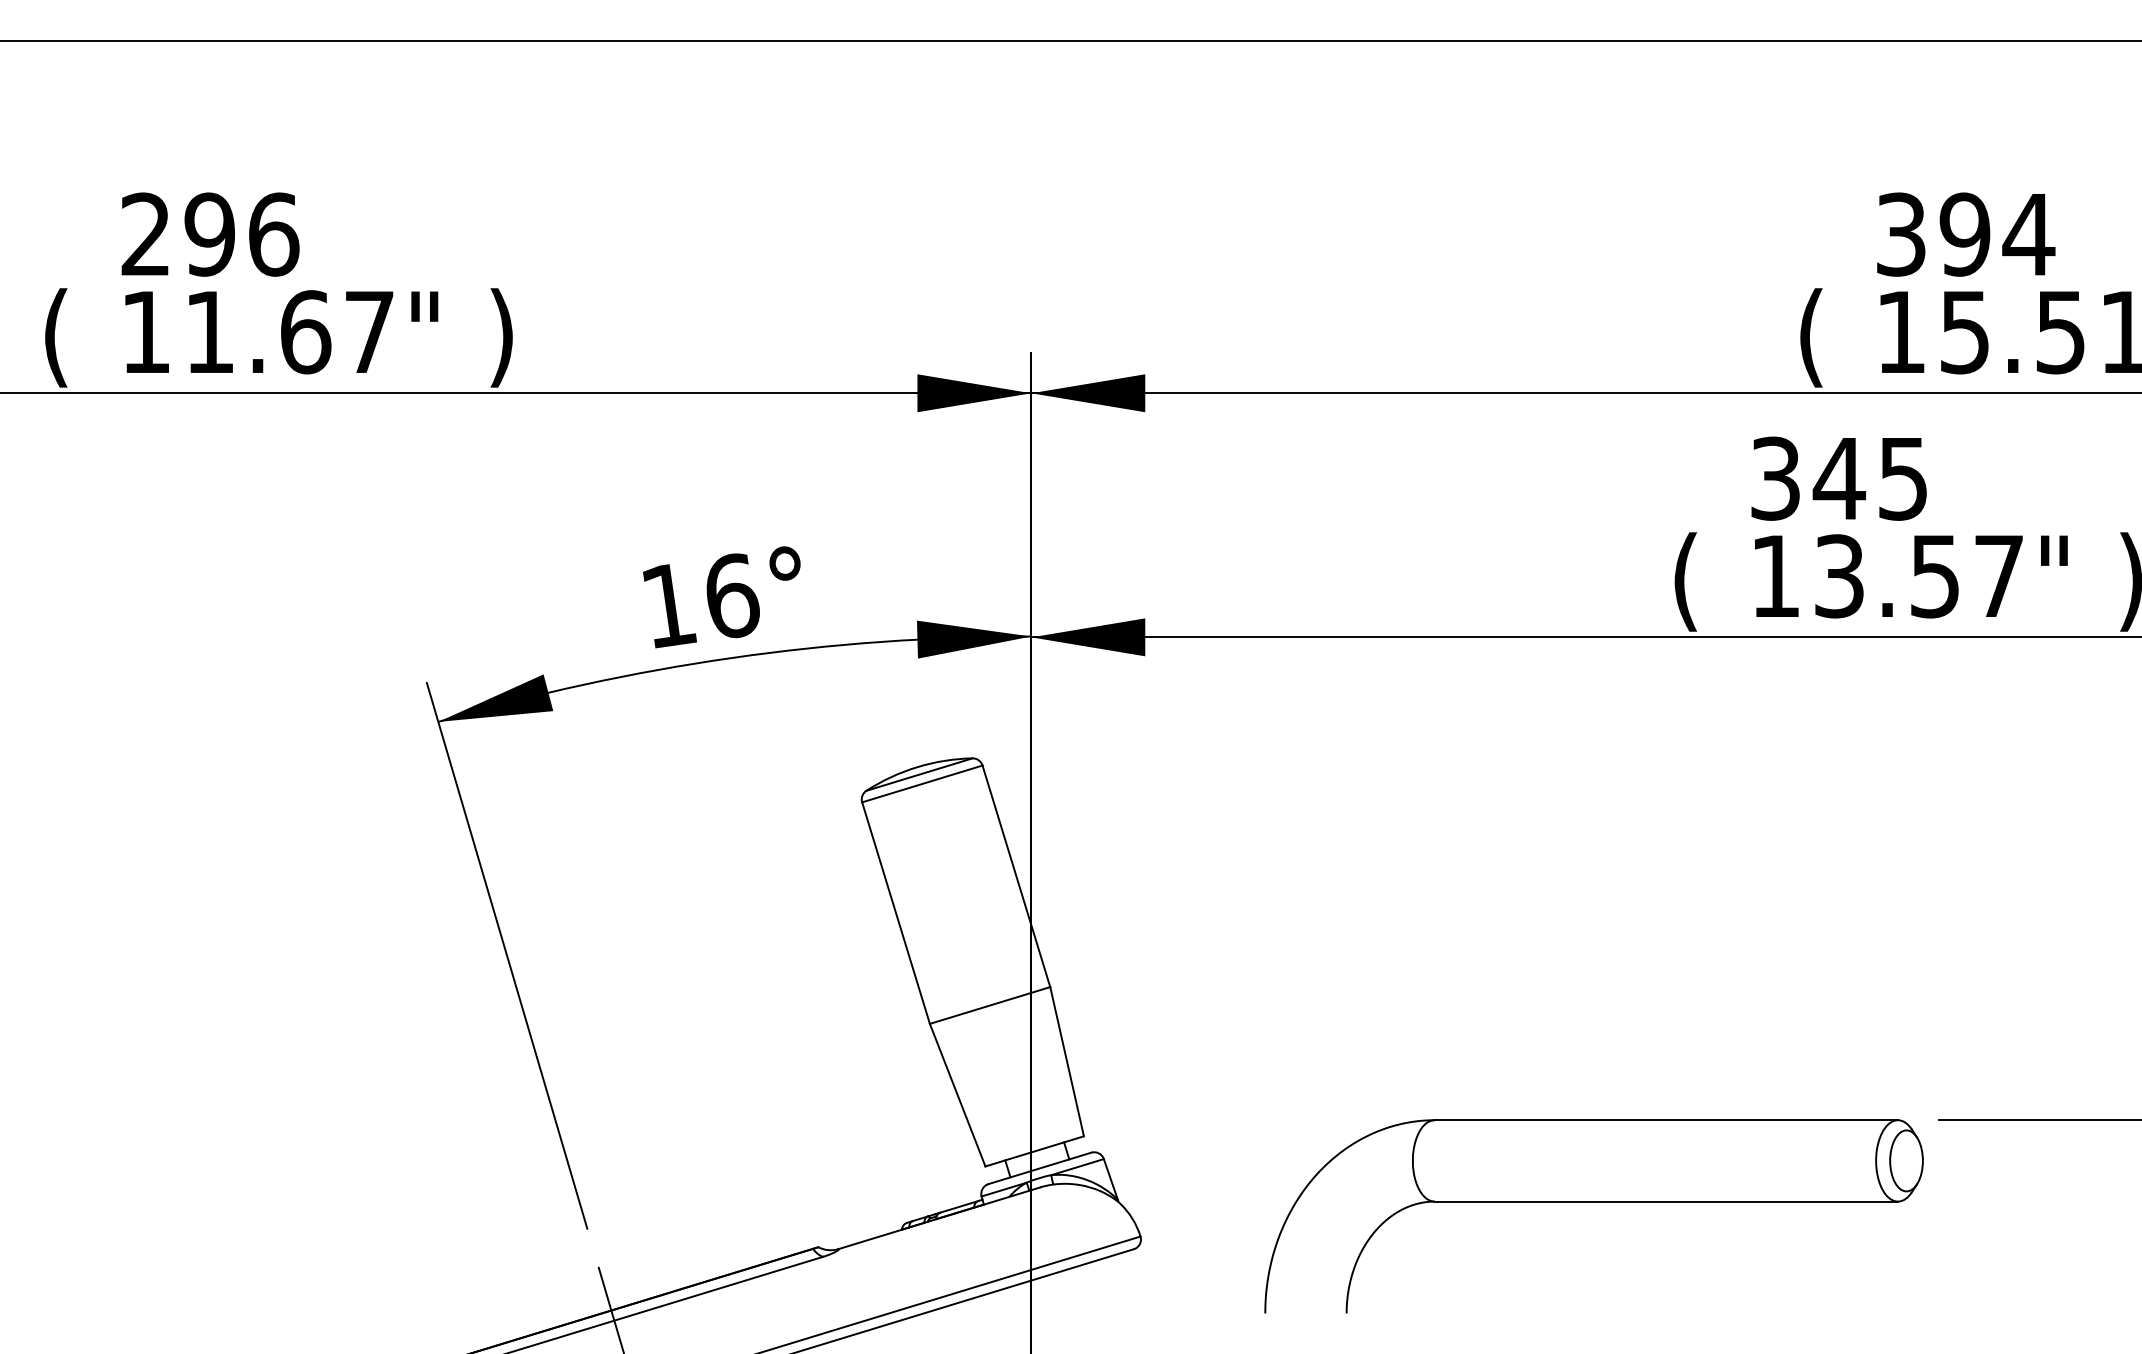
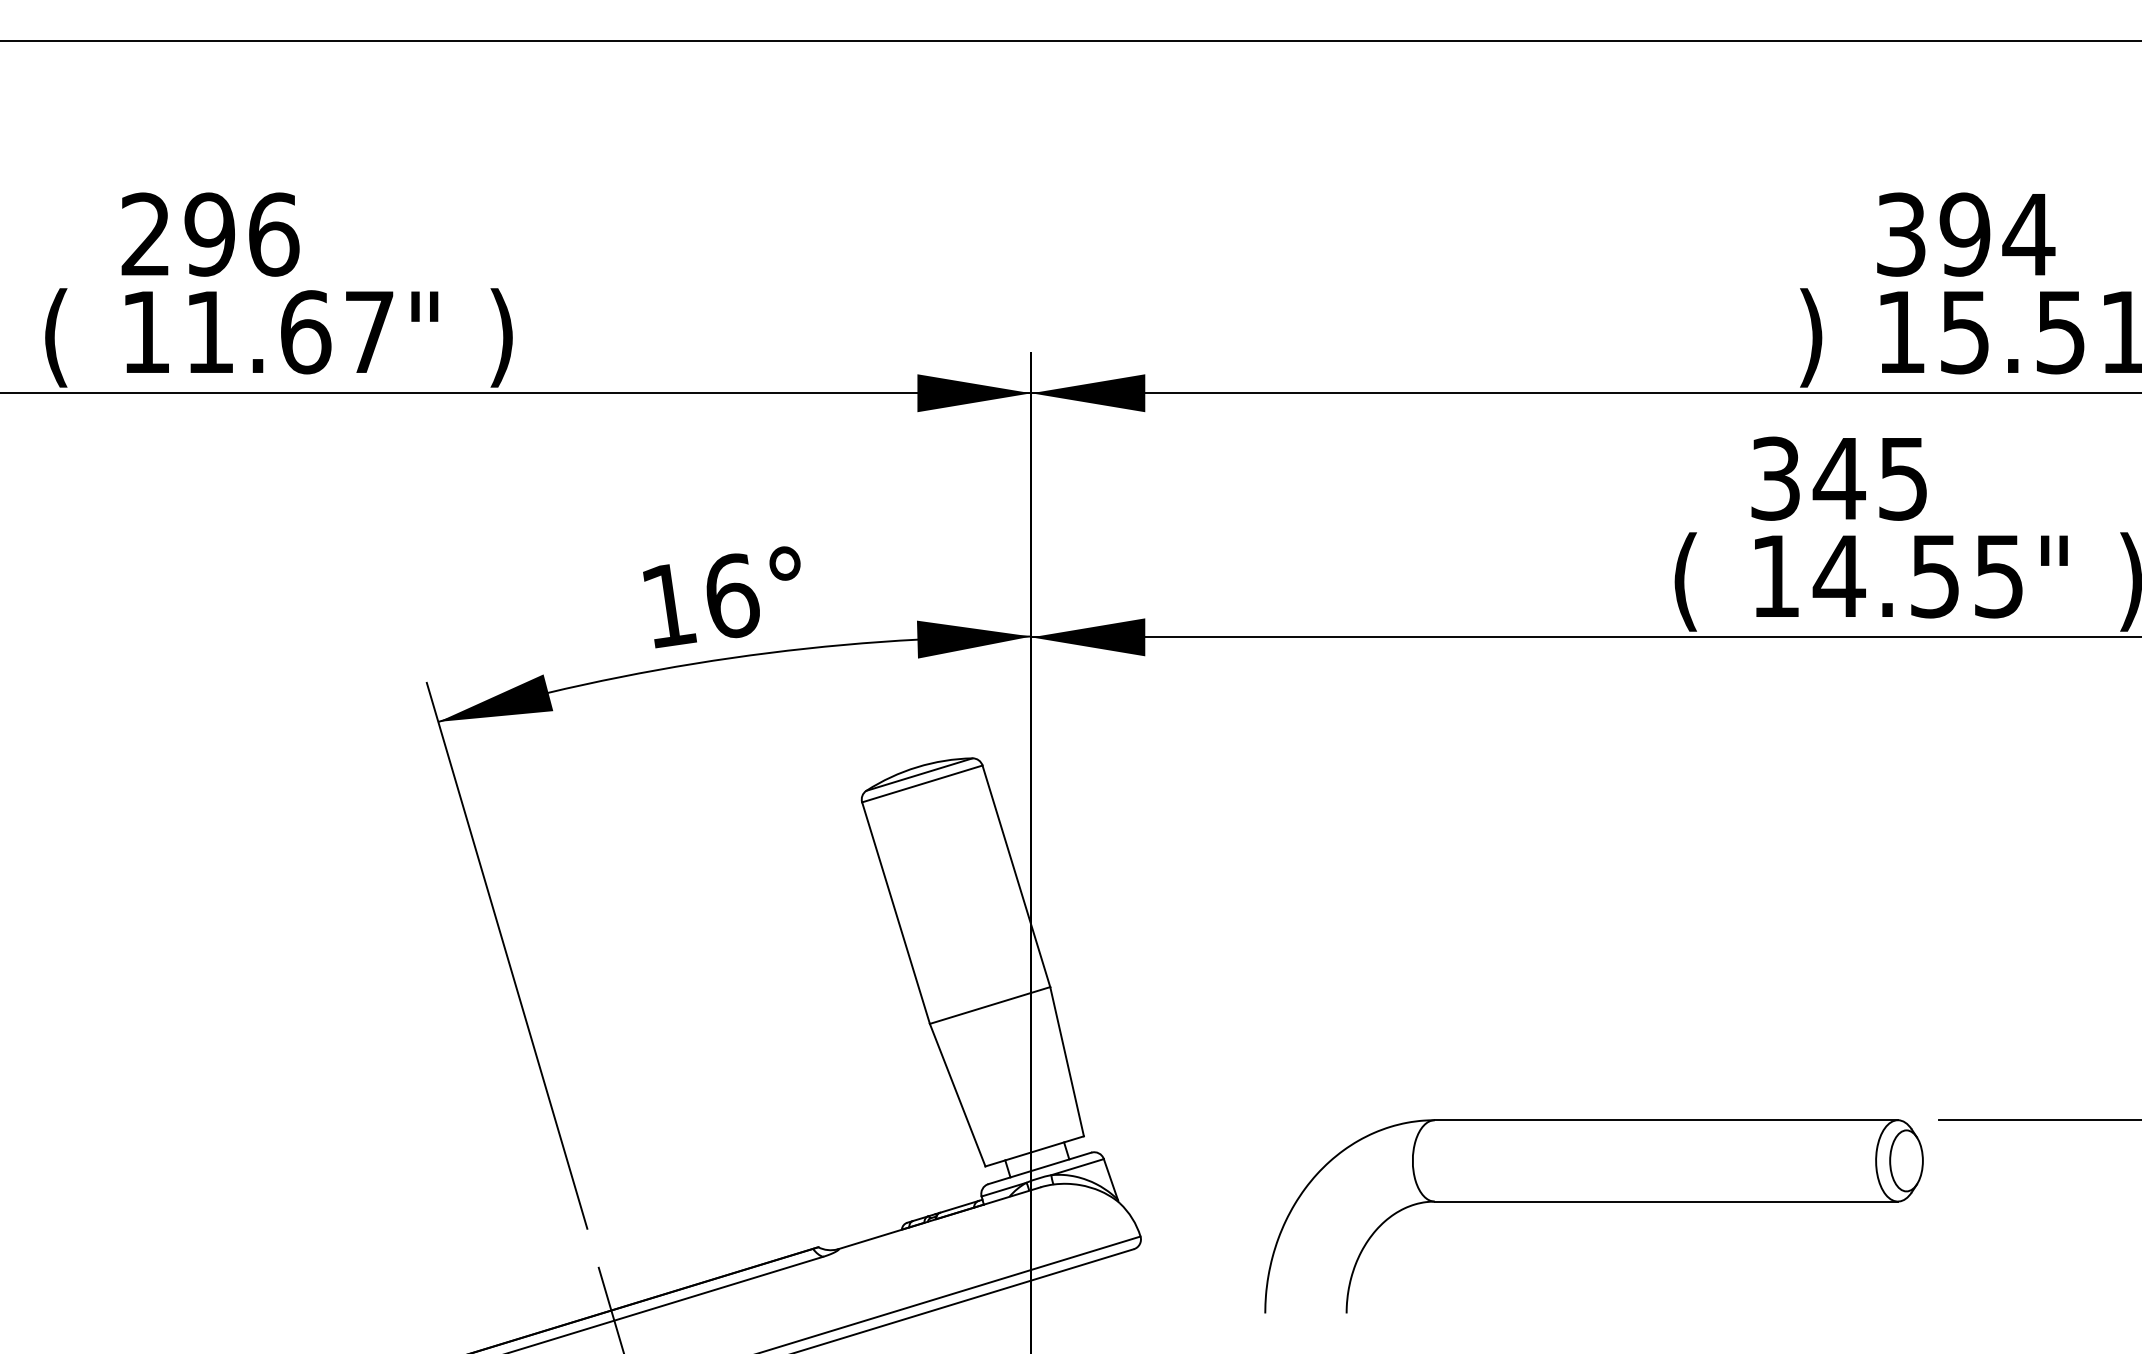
text: ( -> ) (1811, 337)
text: 13.57" -> 14.55" (1917, 576)
